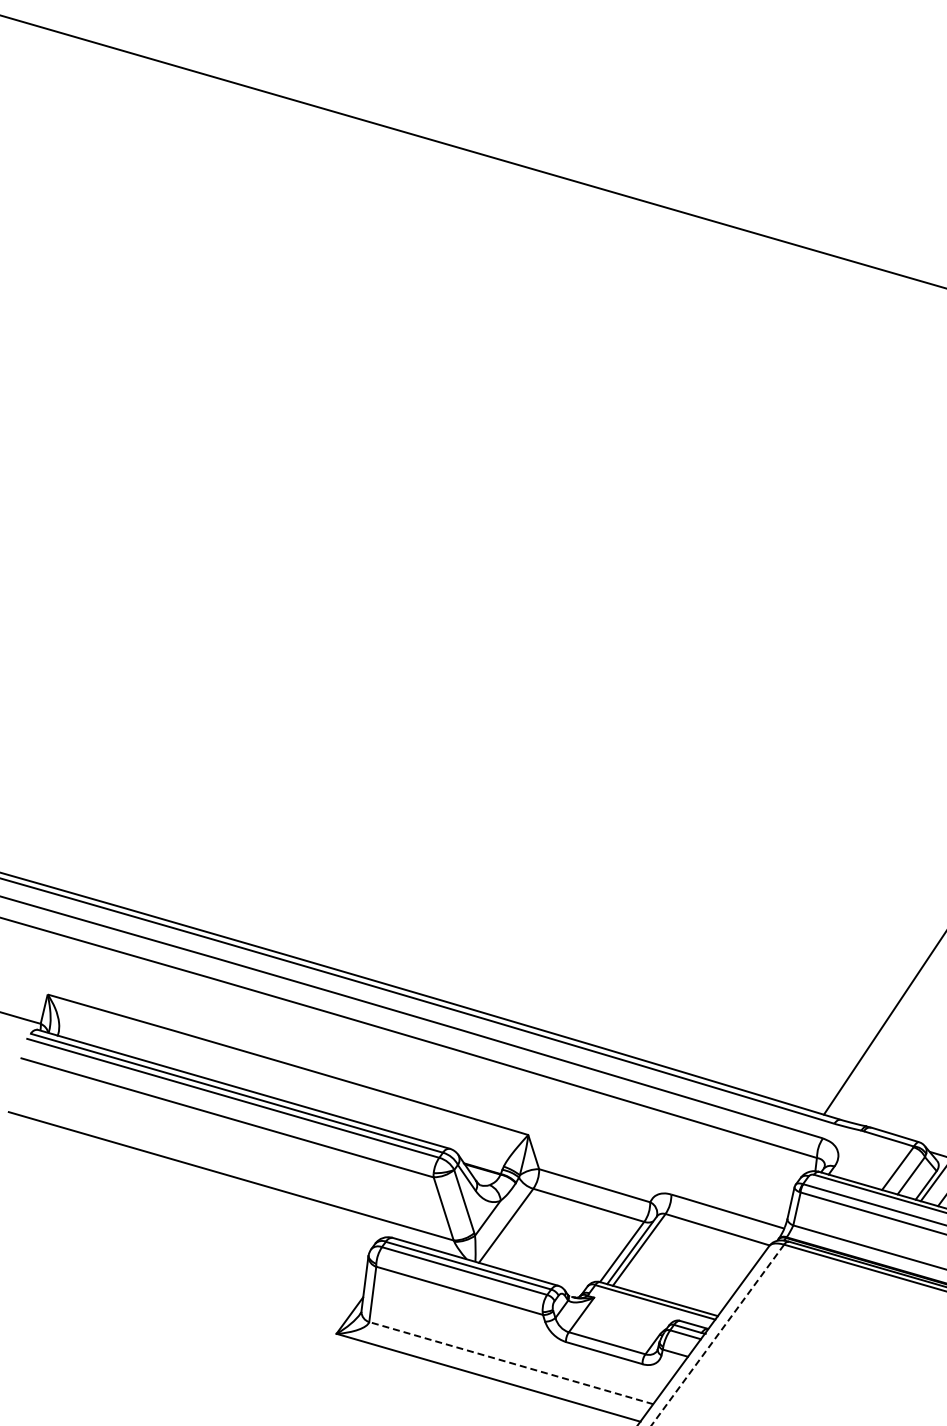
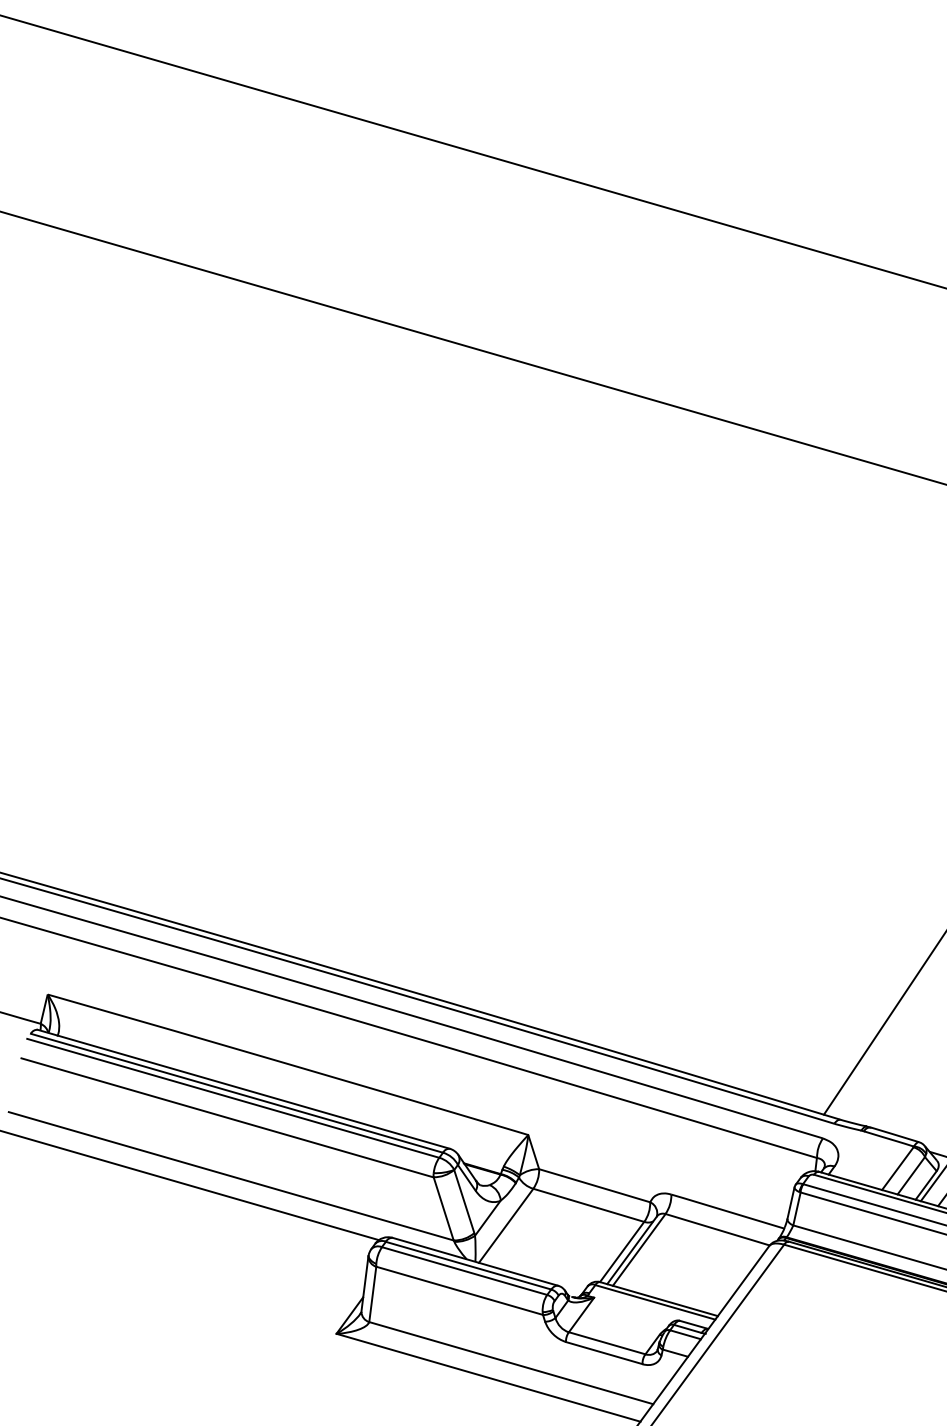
line: none -> present (472, 347)
line: none -> present (190, 1185)
line: dashed -> solid (717, 1335)
line: dashed -> solid (511, 1363)
